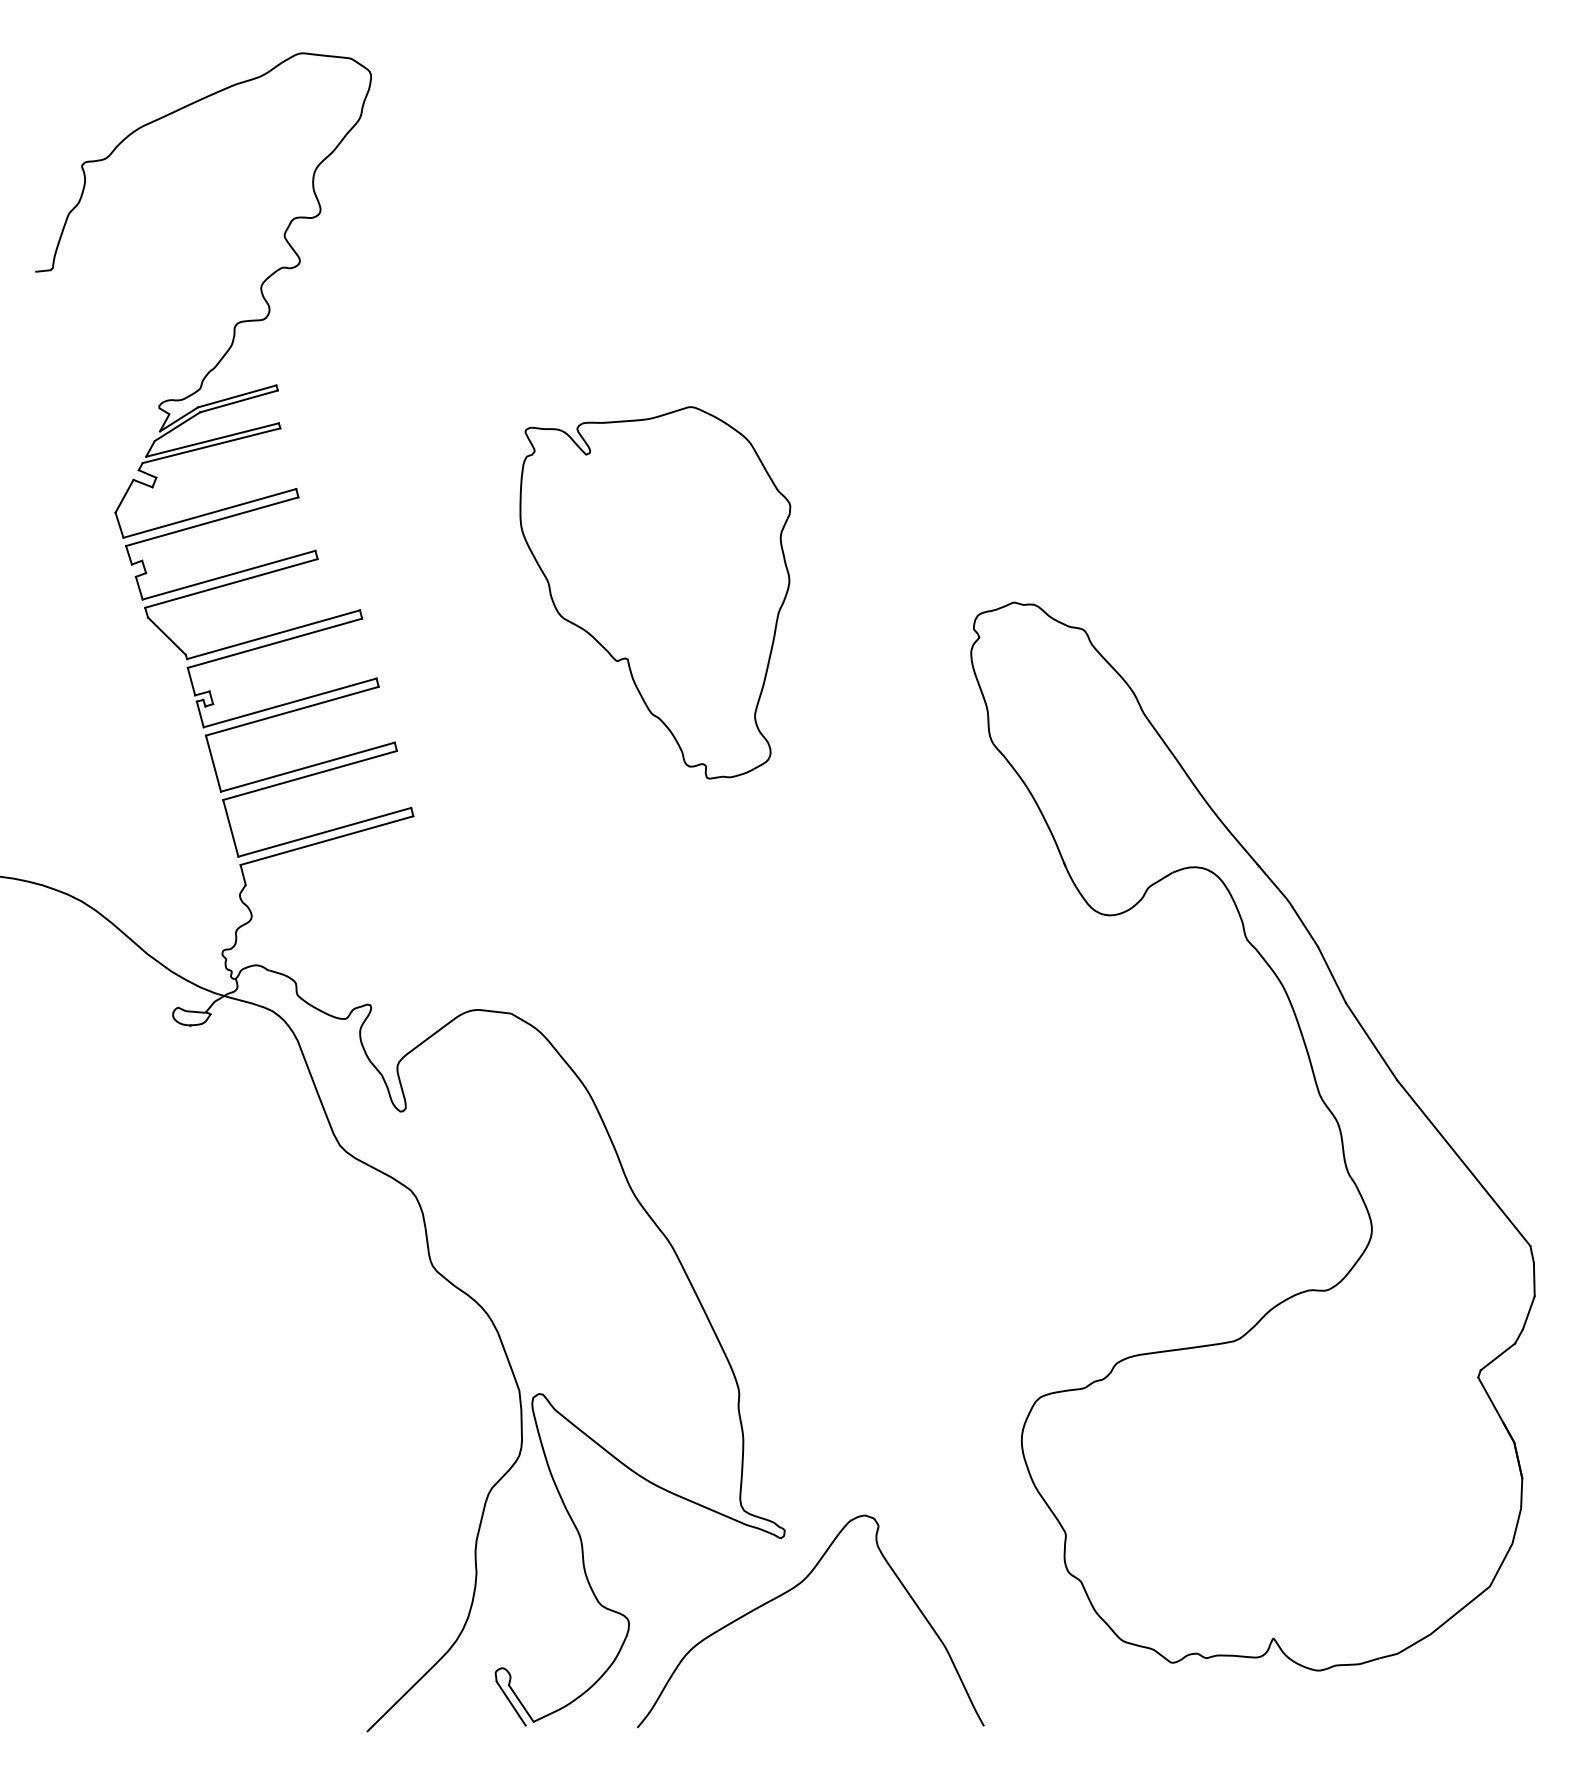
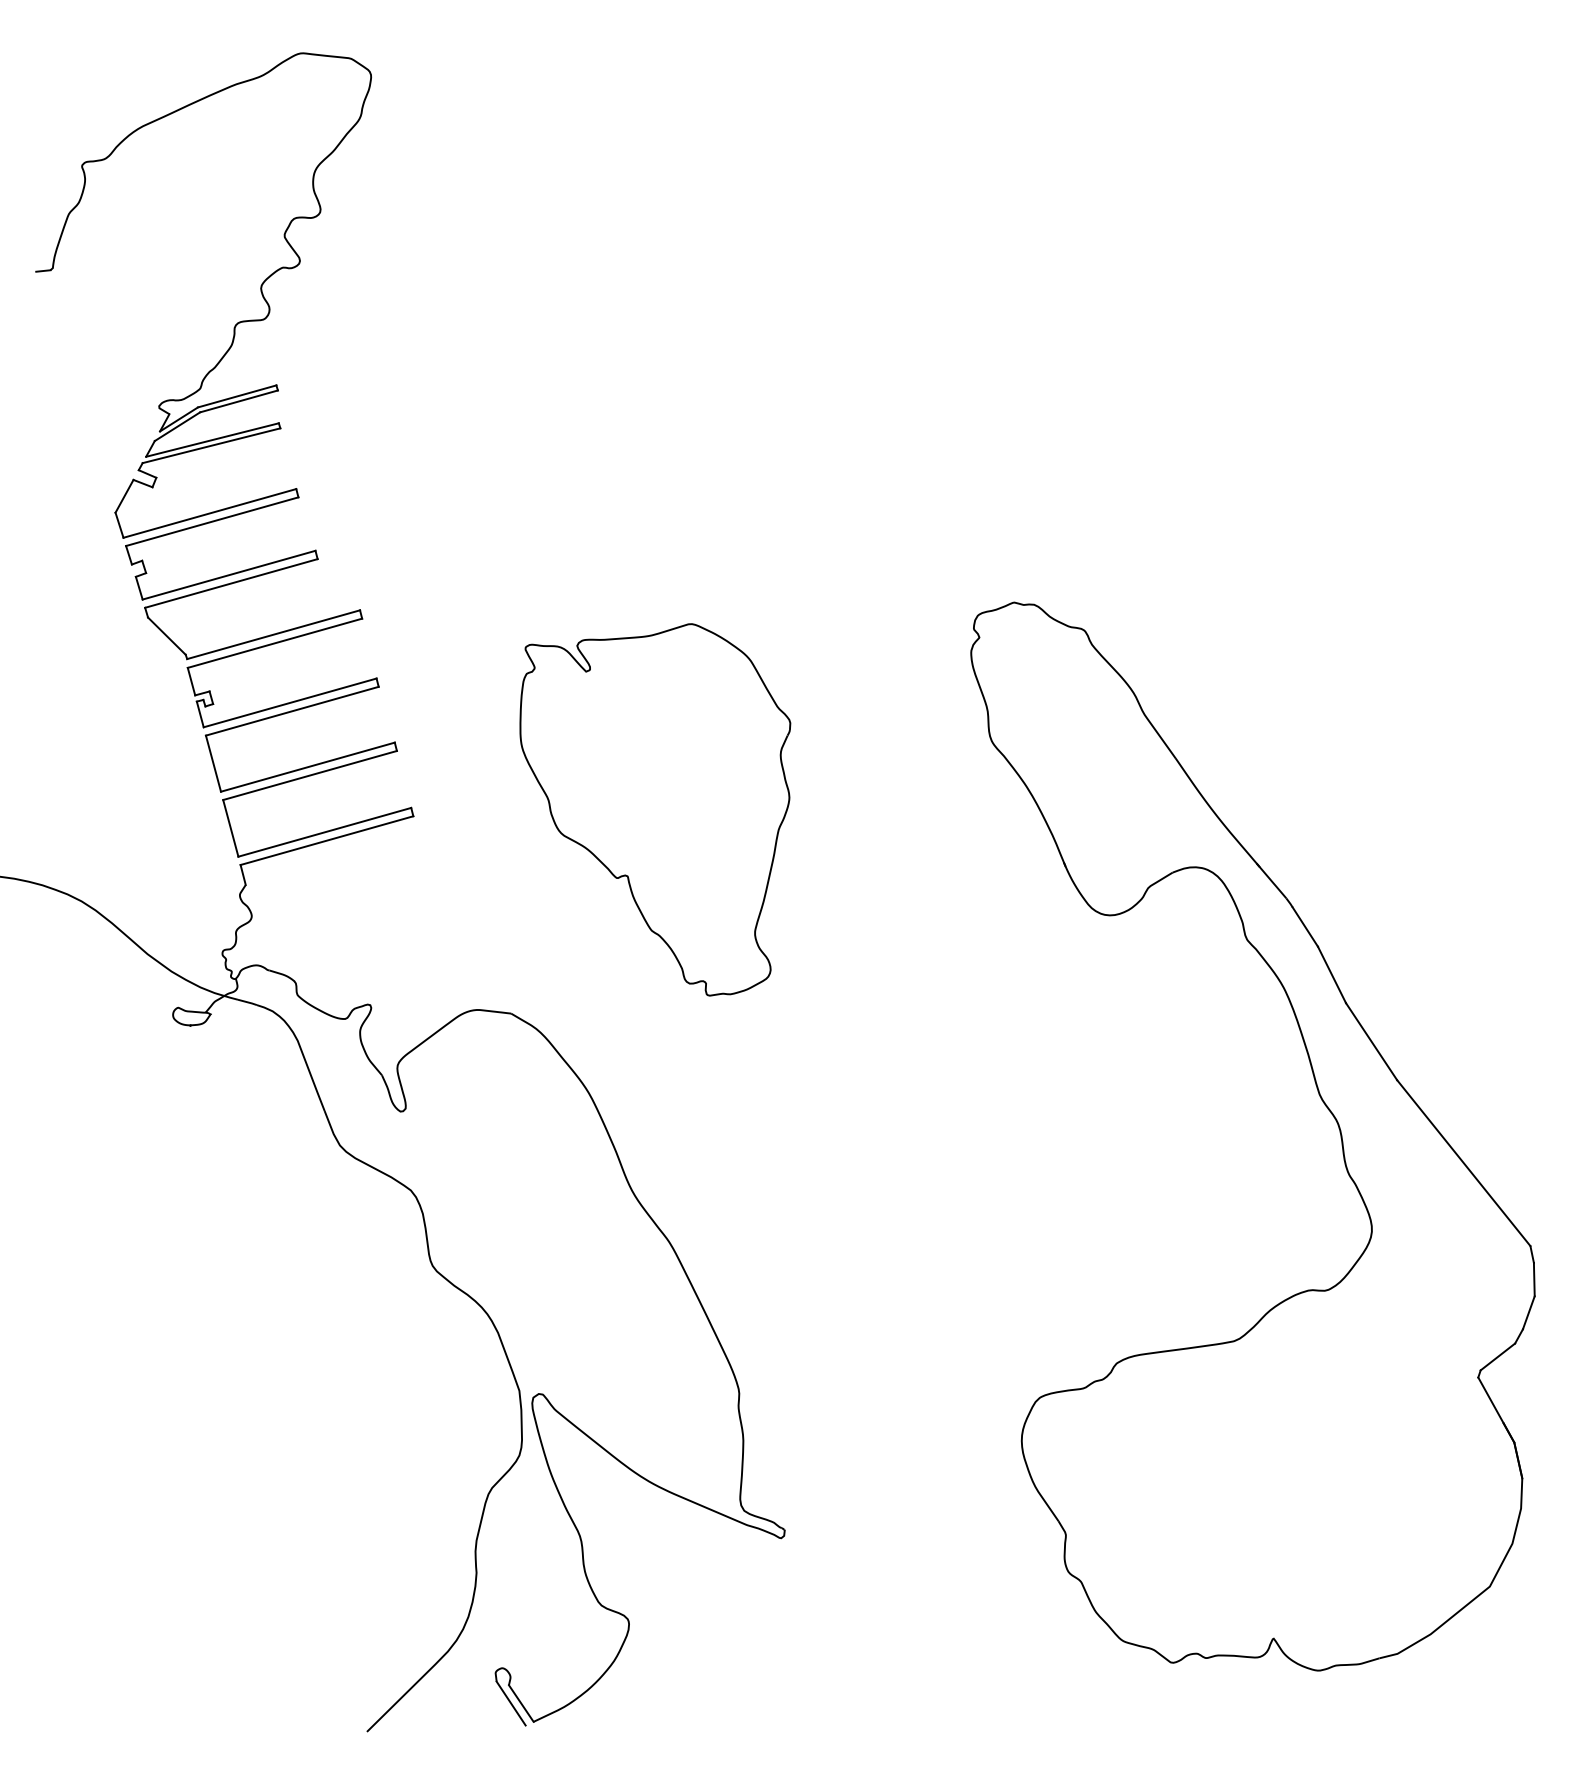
part position: (655, 592) -> (655, 809) (655, 809)
curve: present -> none (791, 1590)
